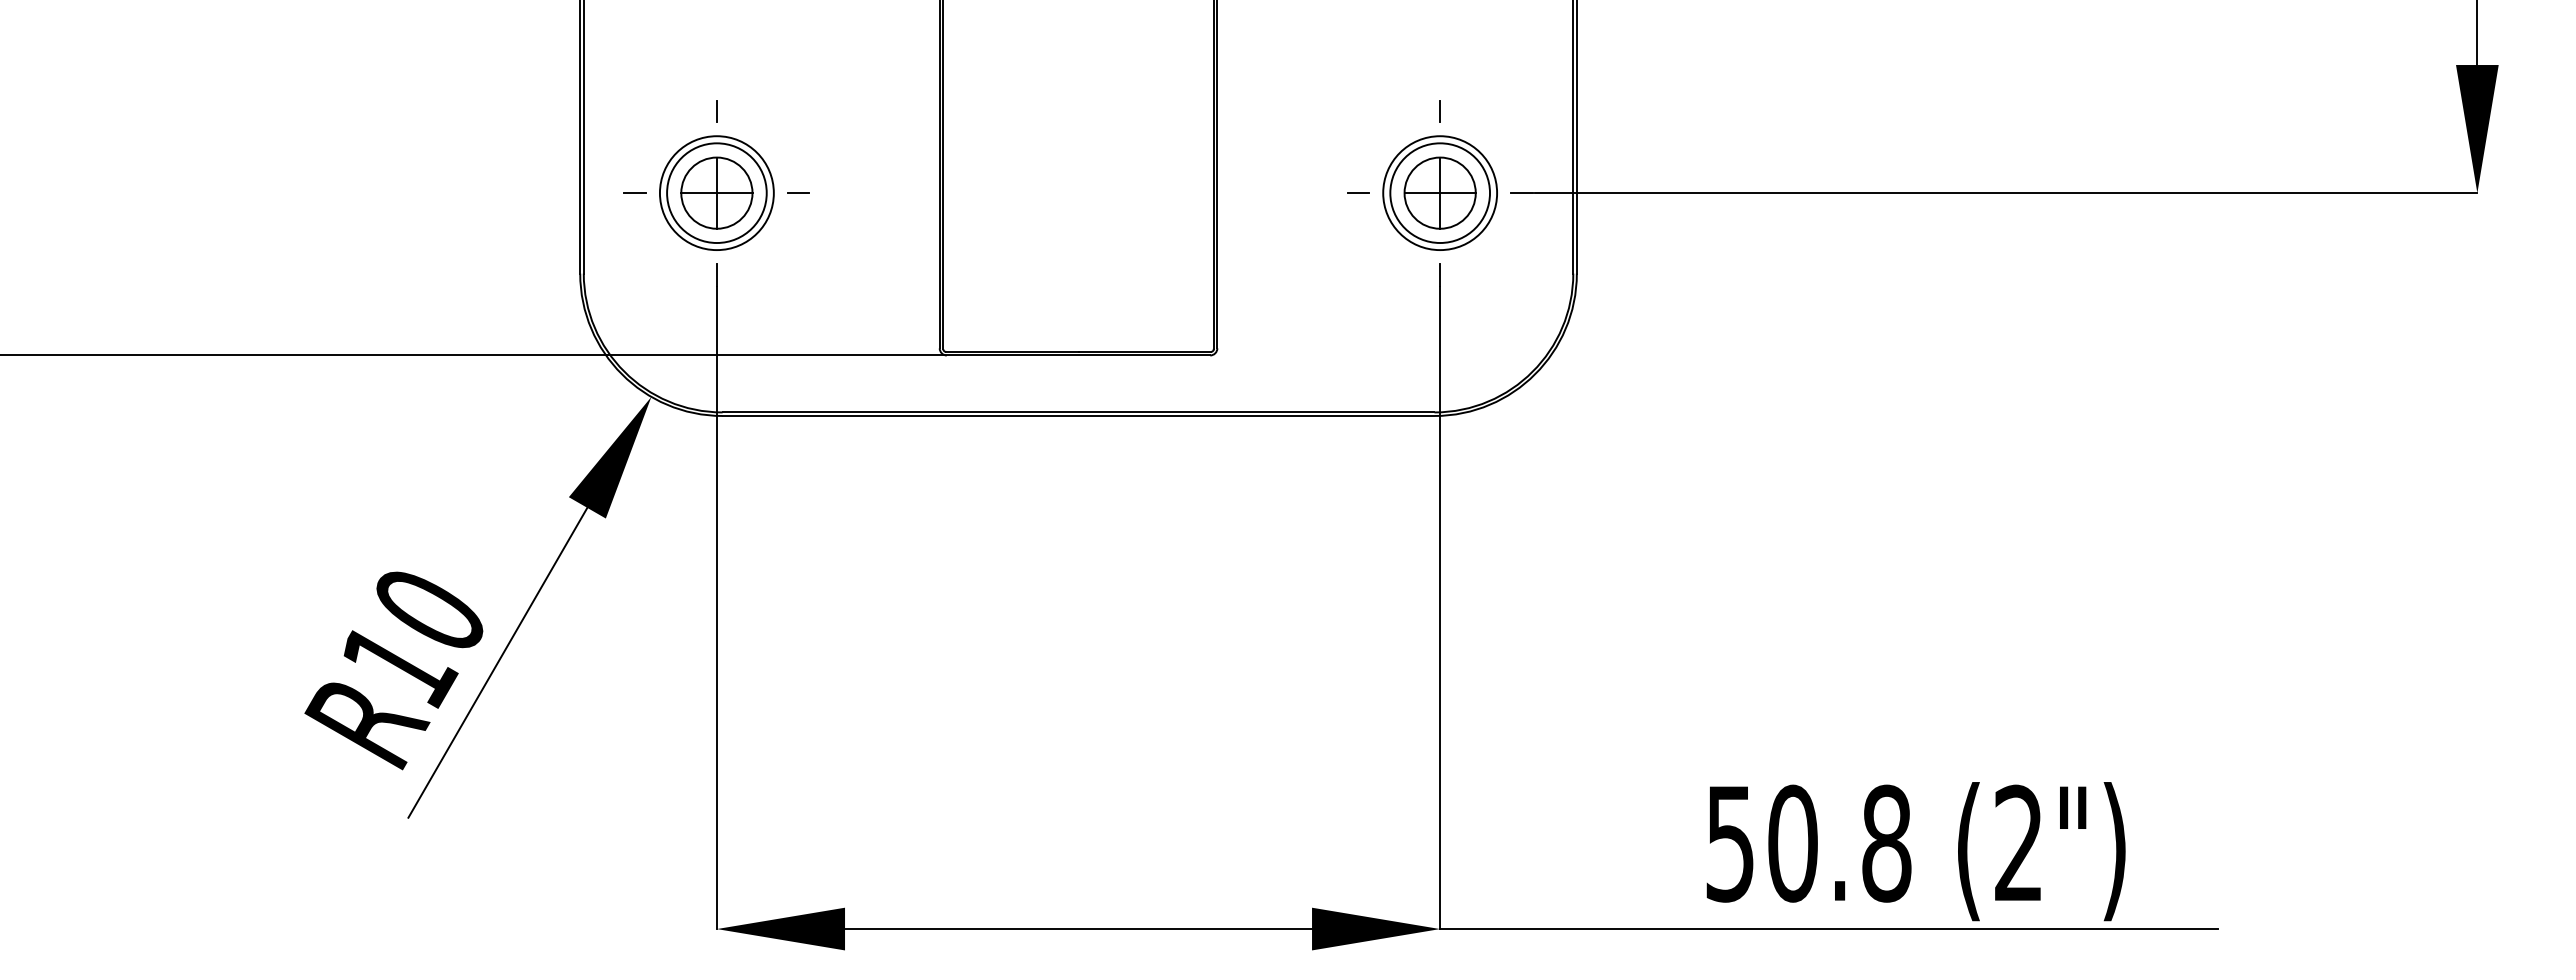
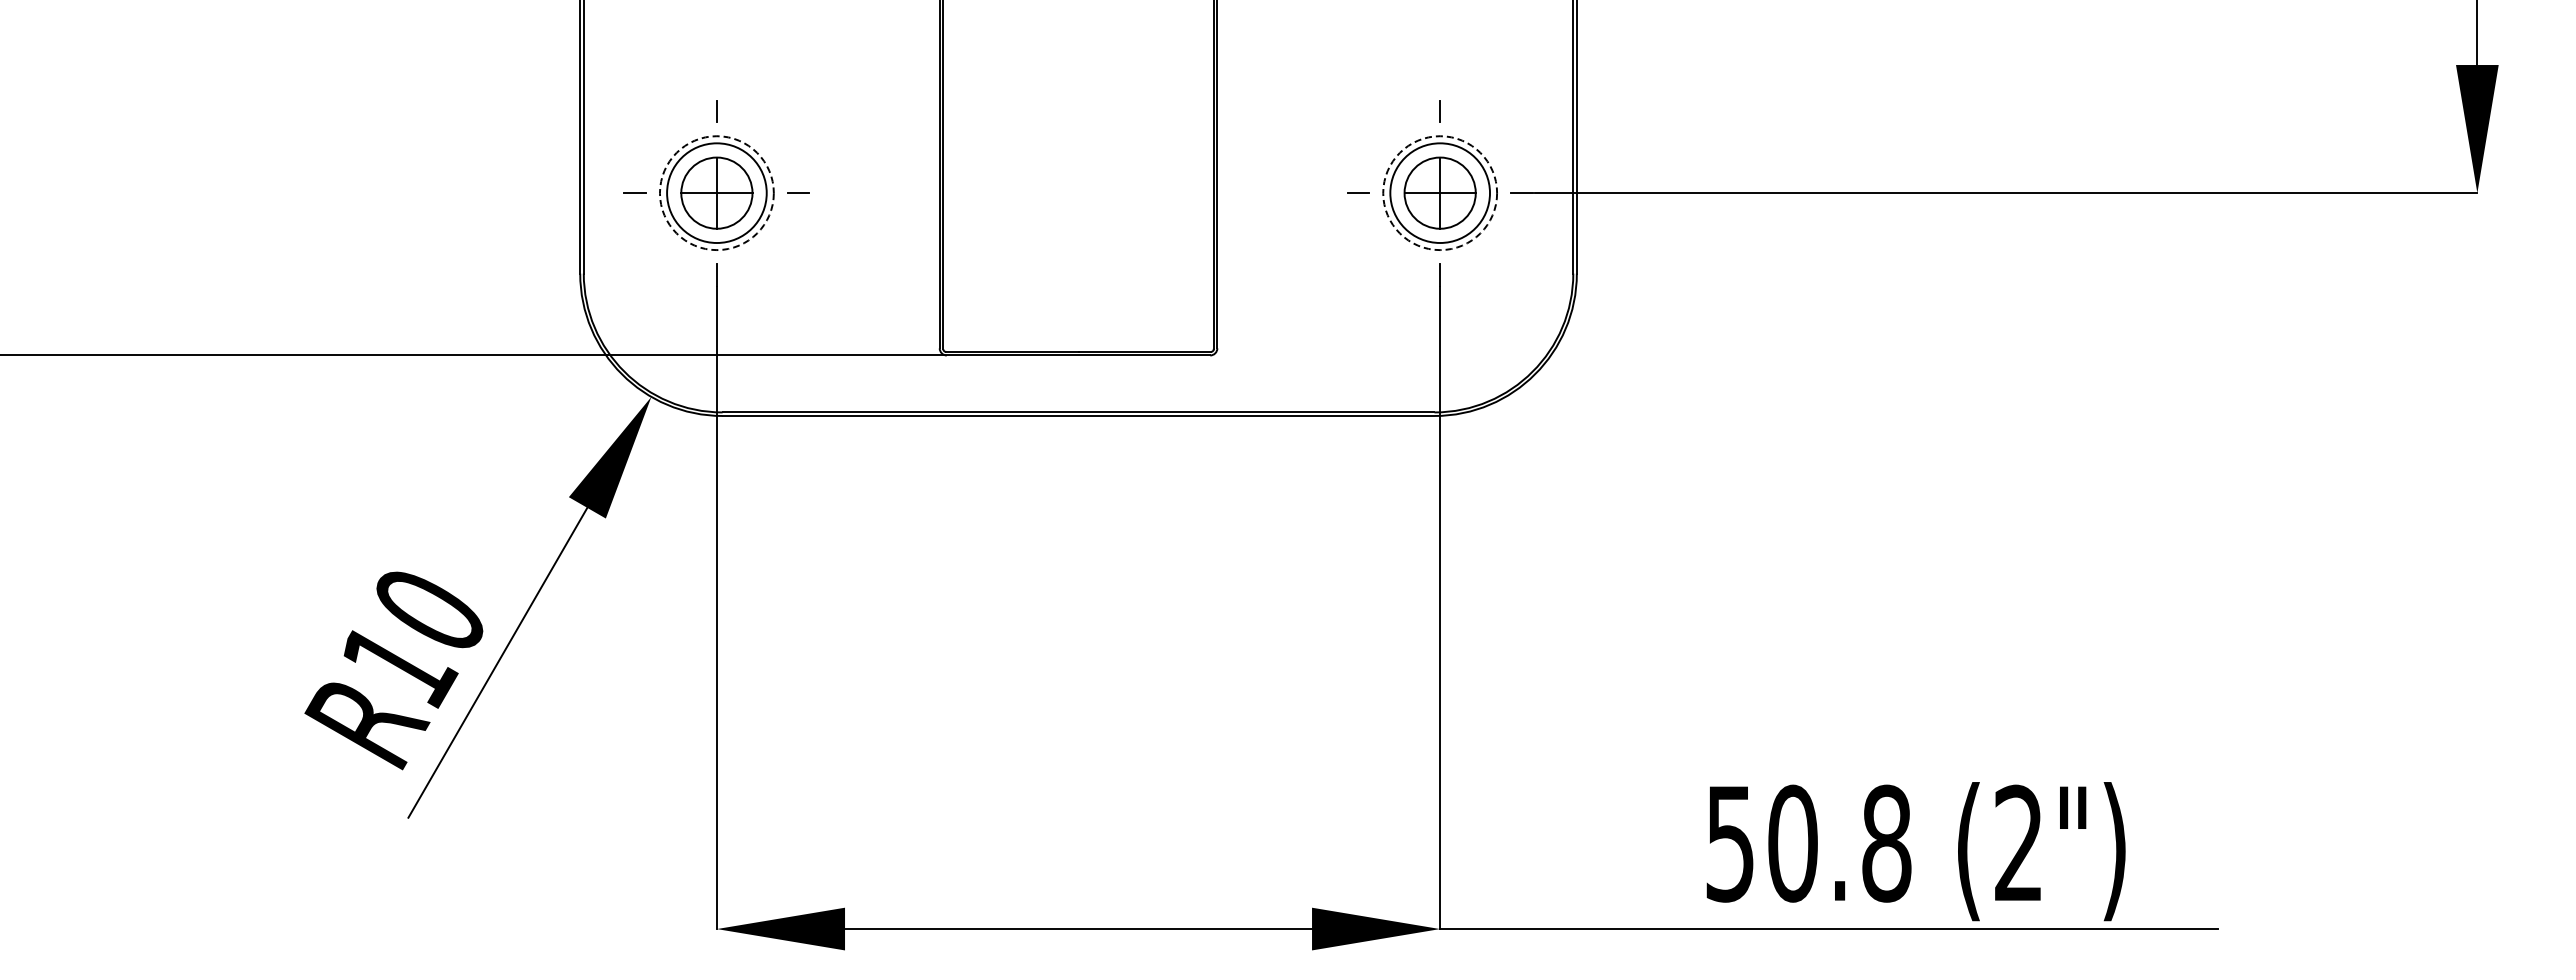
circle: solid -> dashed (716, 193)
circle: solid -> dashed (1440, 193)
